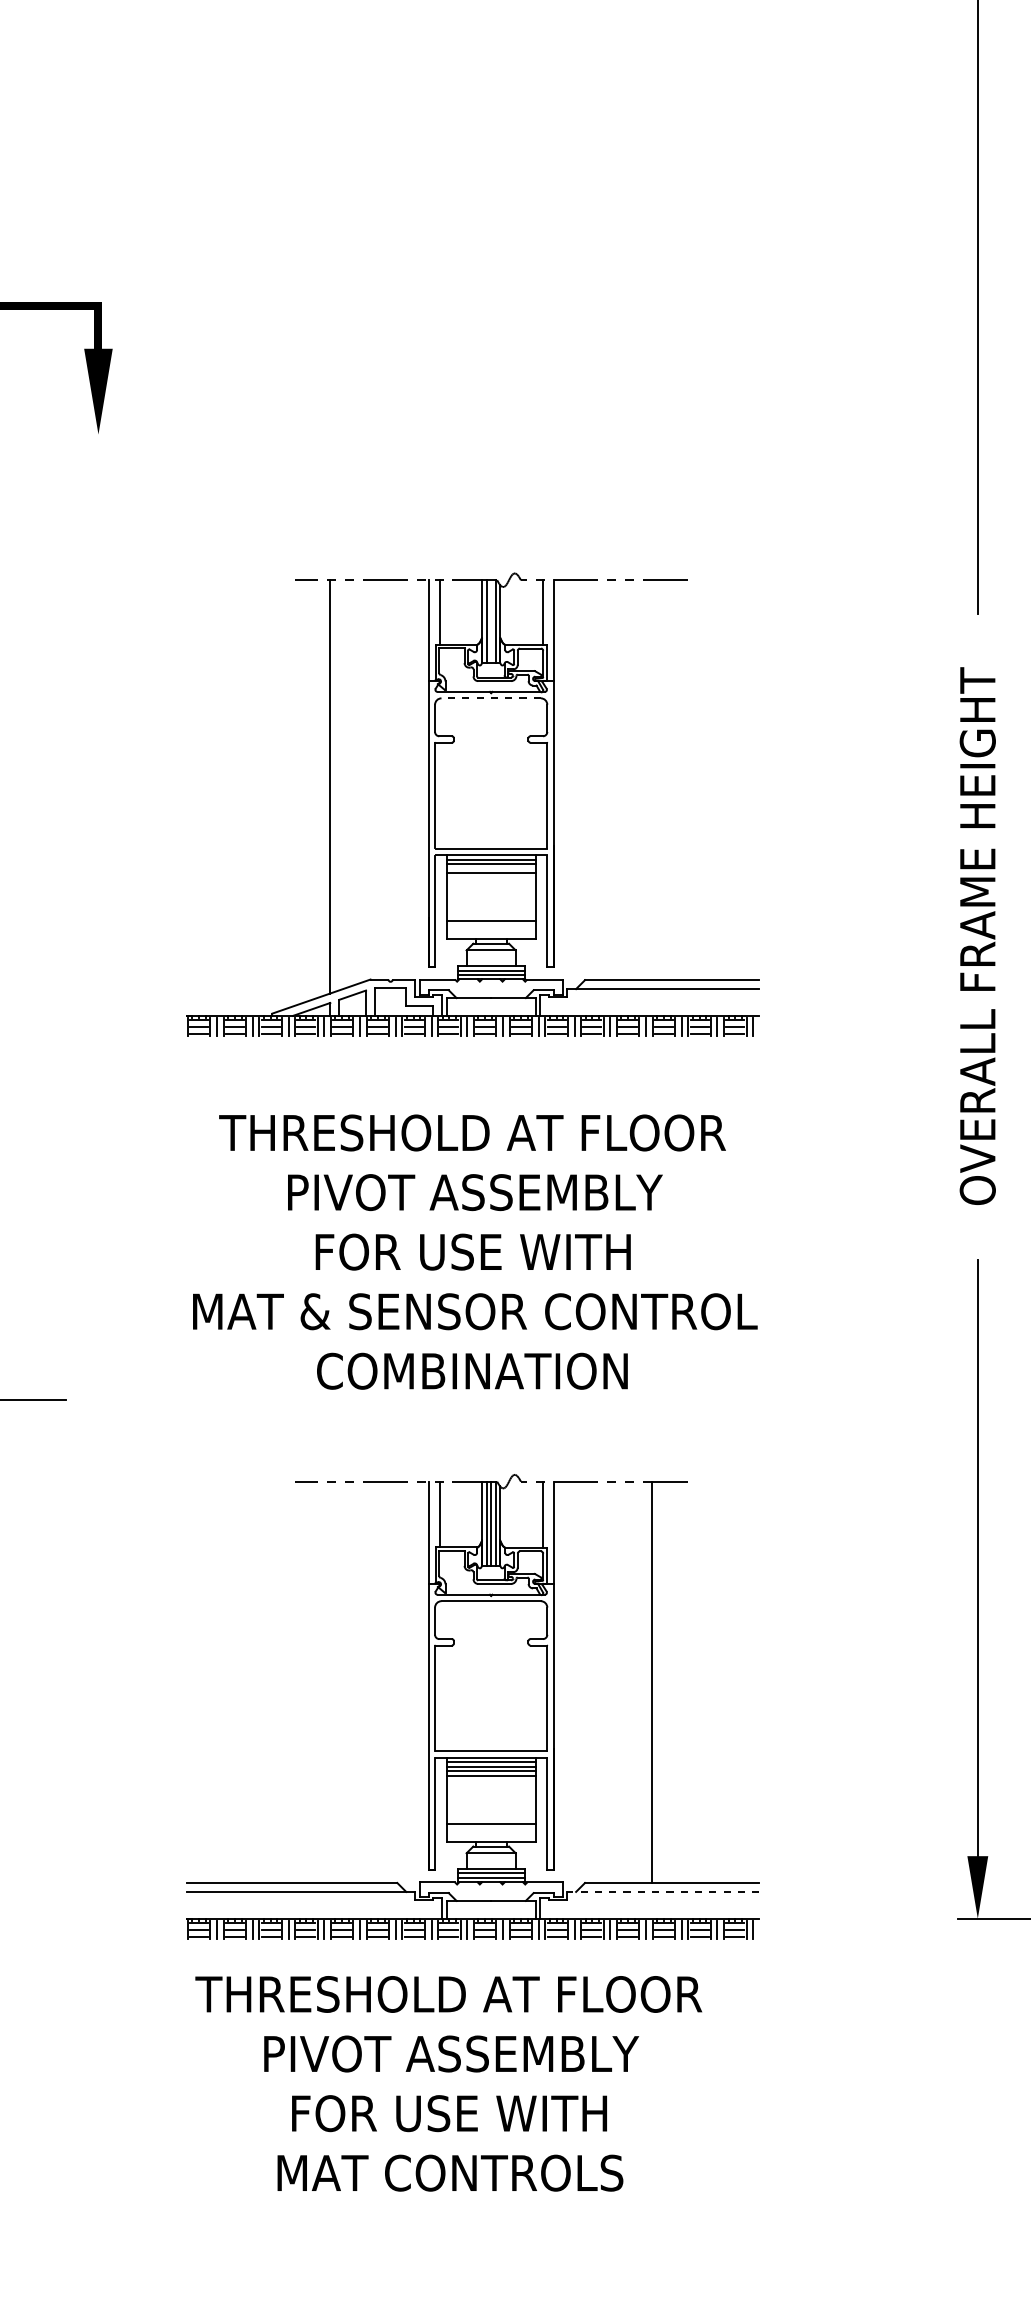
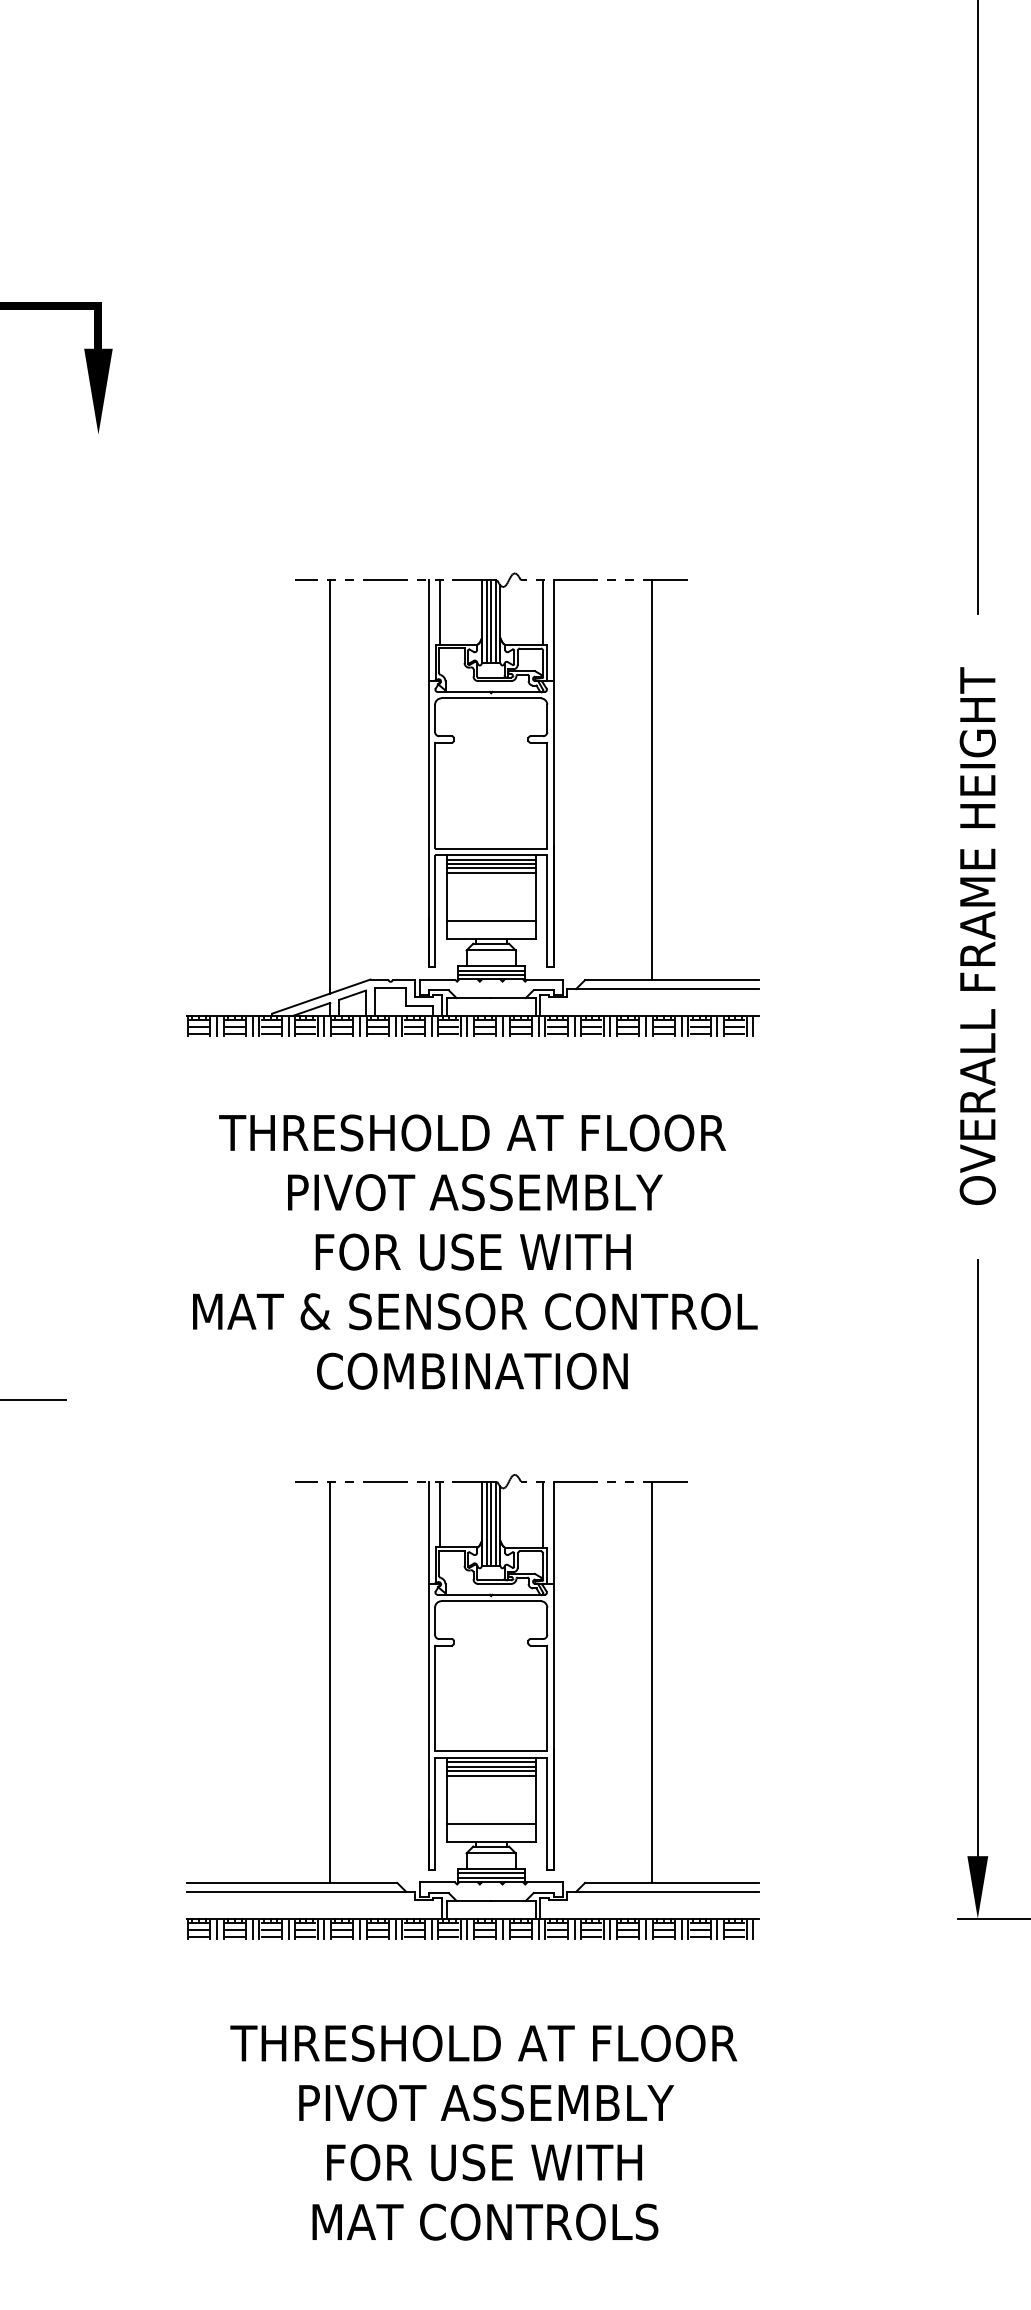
line: none -> present (491, 621)
line: dashed -> solid (491, 698)
line: none -> present (652, 780)
line: none -> present (490, 868)
line: none -> present (330, 1681)
line: dashed -> solid (662, 1891)
text position: (448, 2083) -> (483, 2132) (483, 2132)
